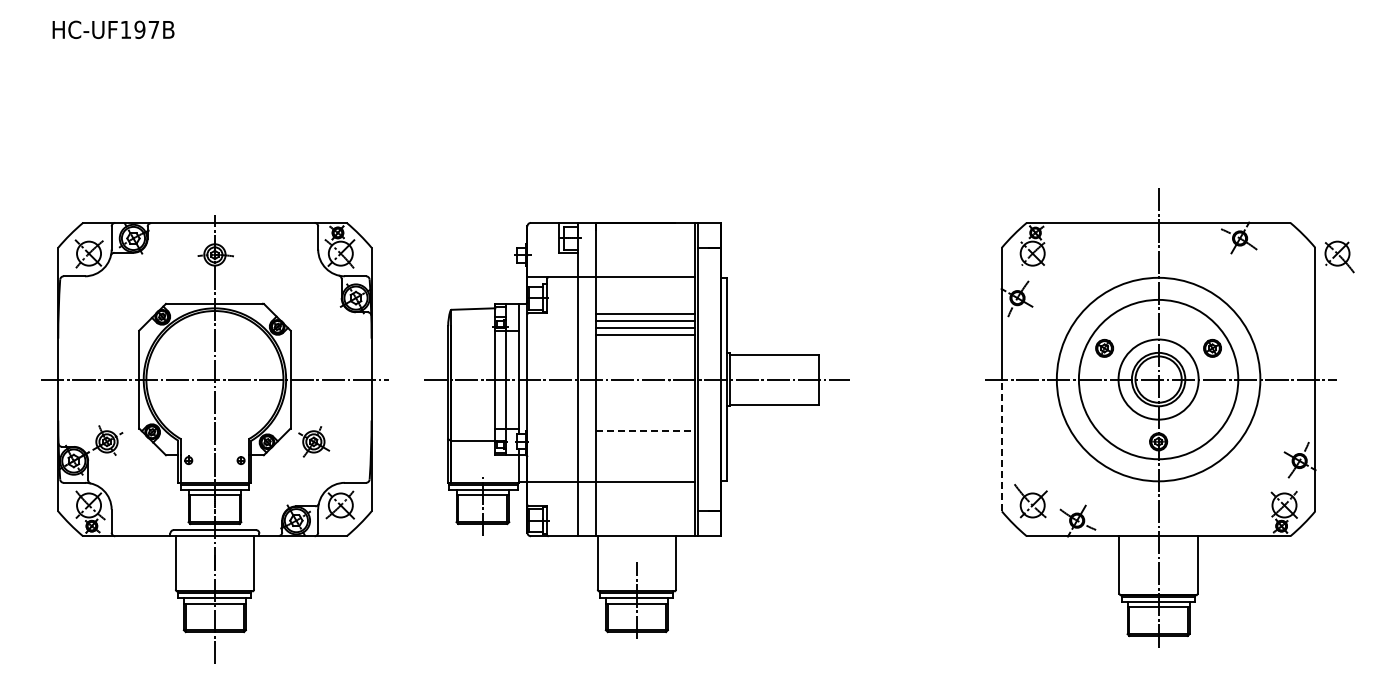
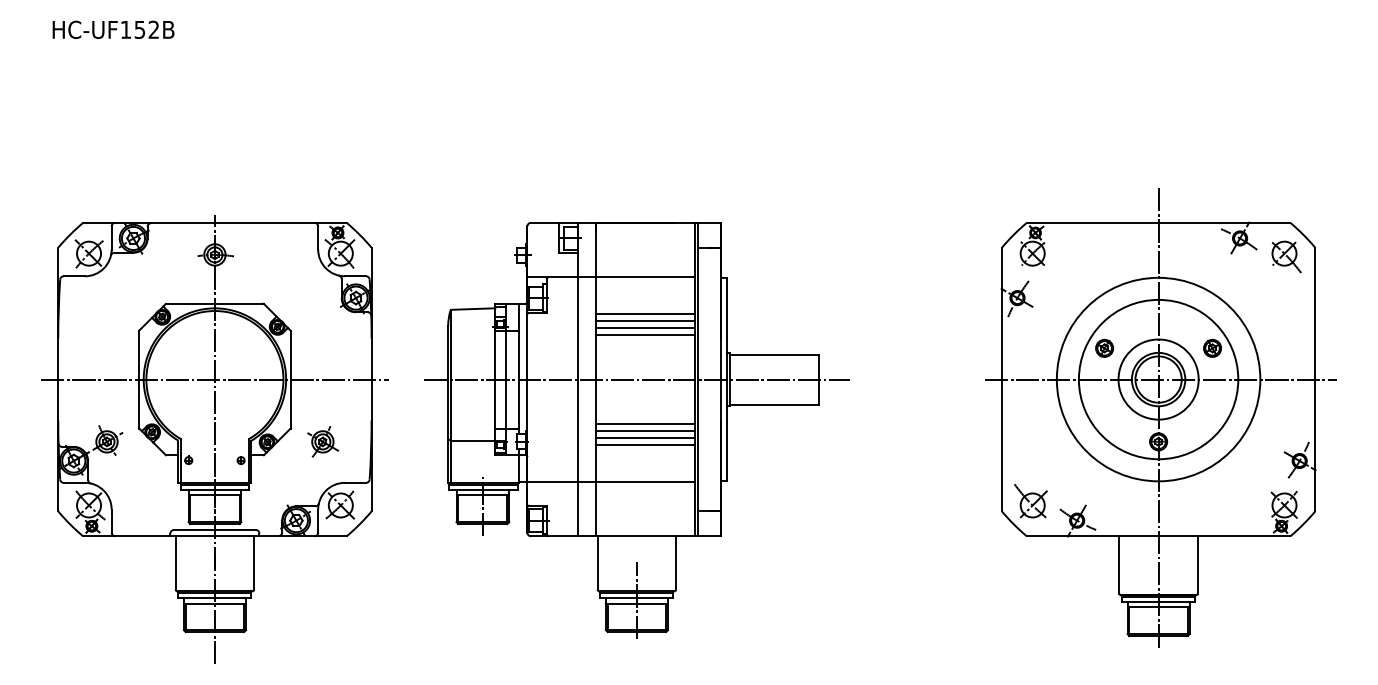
text: HC-UF197B -> HC-UF152B (146, 29)
part position: (1339, 256) -> (1286, 256) (1286, 256)
line: none -> present (644, 424)
line: dashed -> solid (645, 431)
line: none -> present (644, 438)
part position: (314, 441) -> (323, 441) (323, 441)
line: none -> present (644, 445)
line: dashed -> solid (1001, 445)
